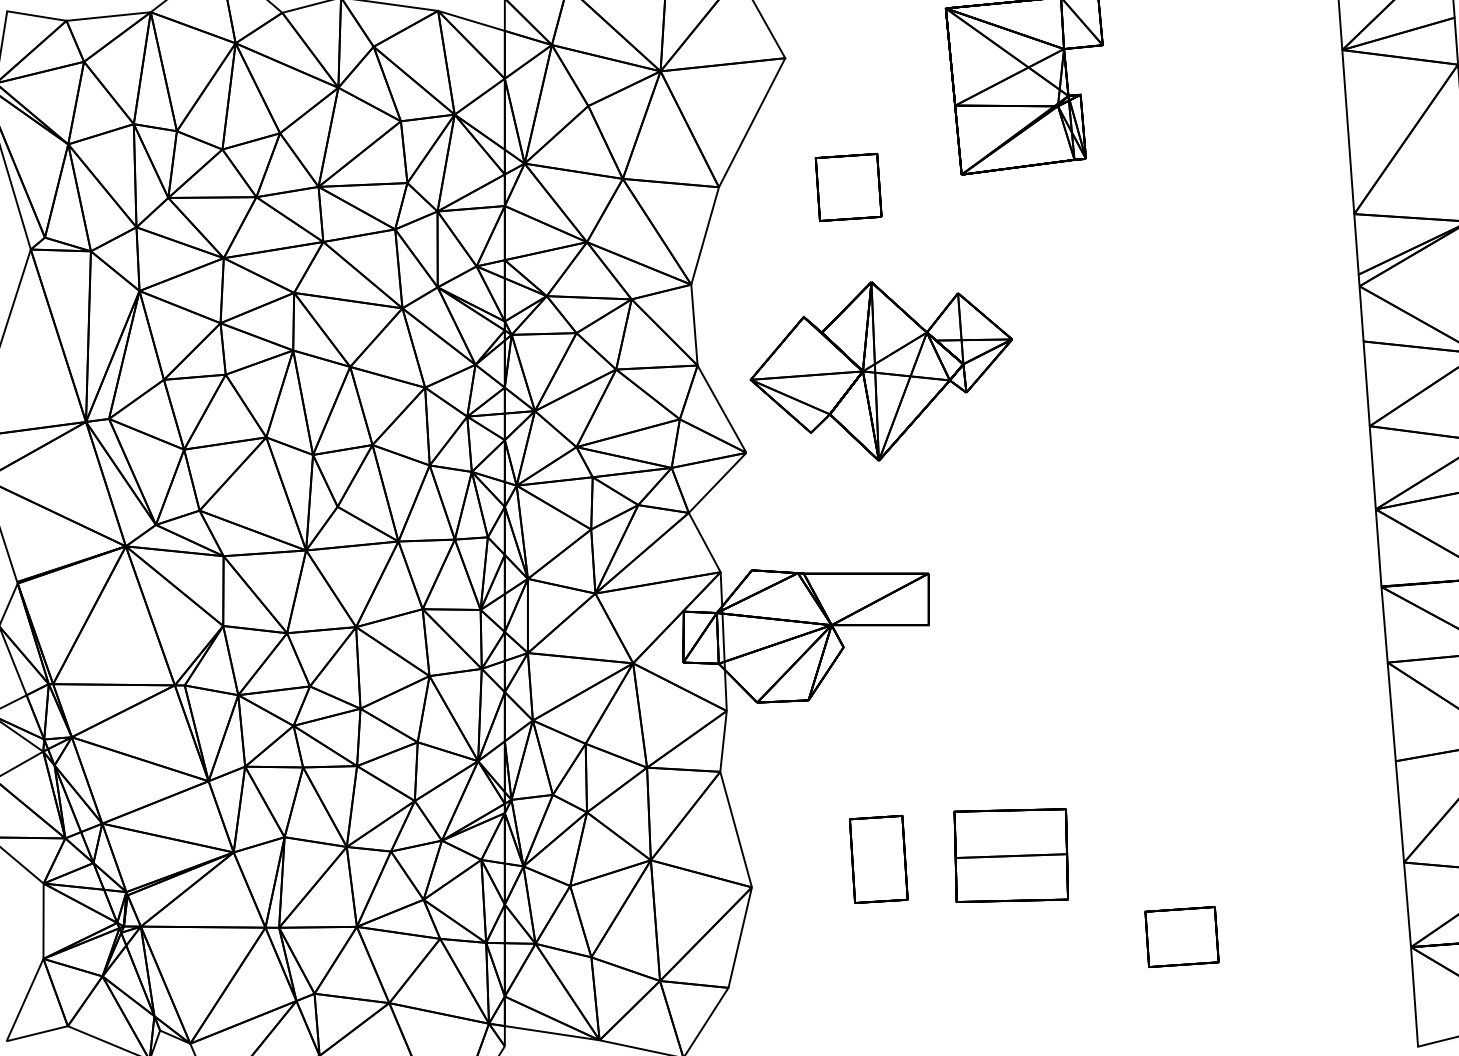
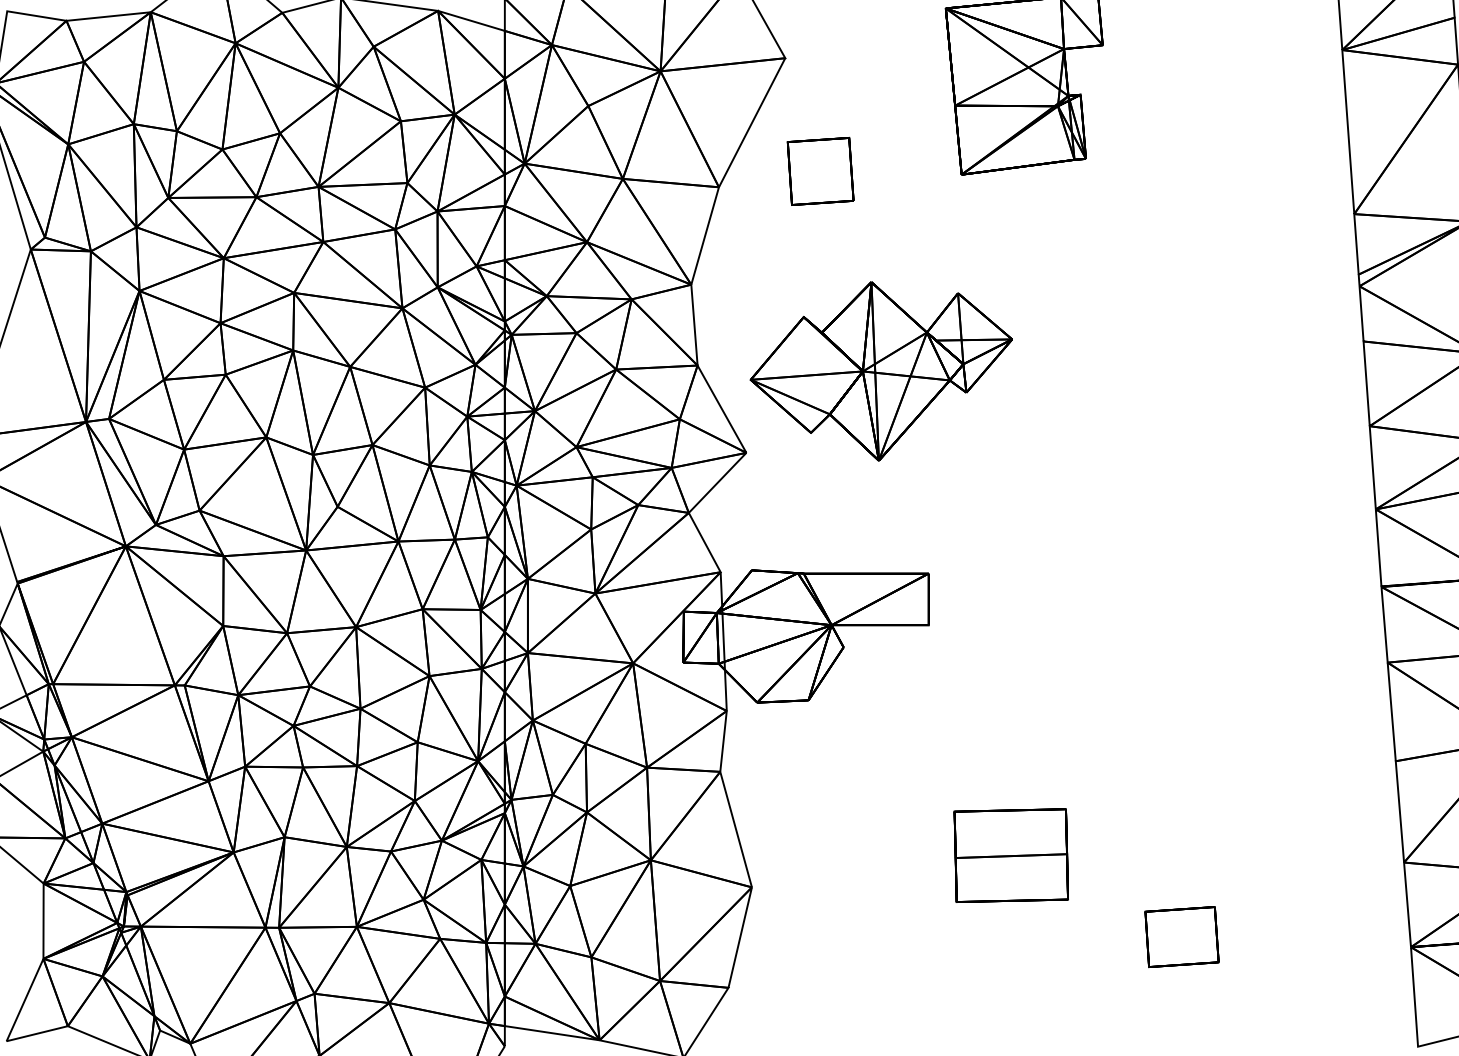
part position: (848, 186) -> (820, 170) (820, 170)
part: present -> none (878, 858)
